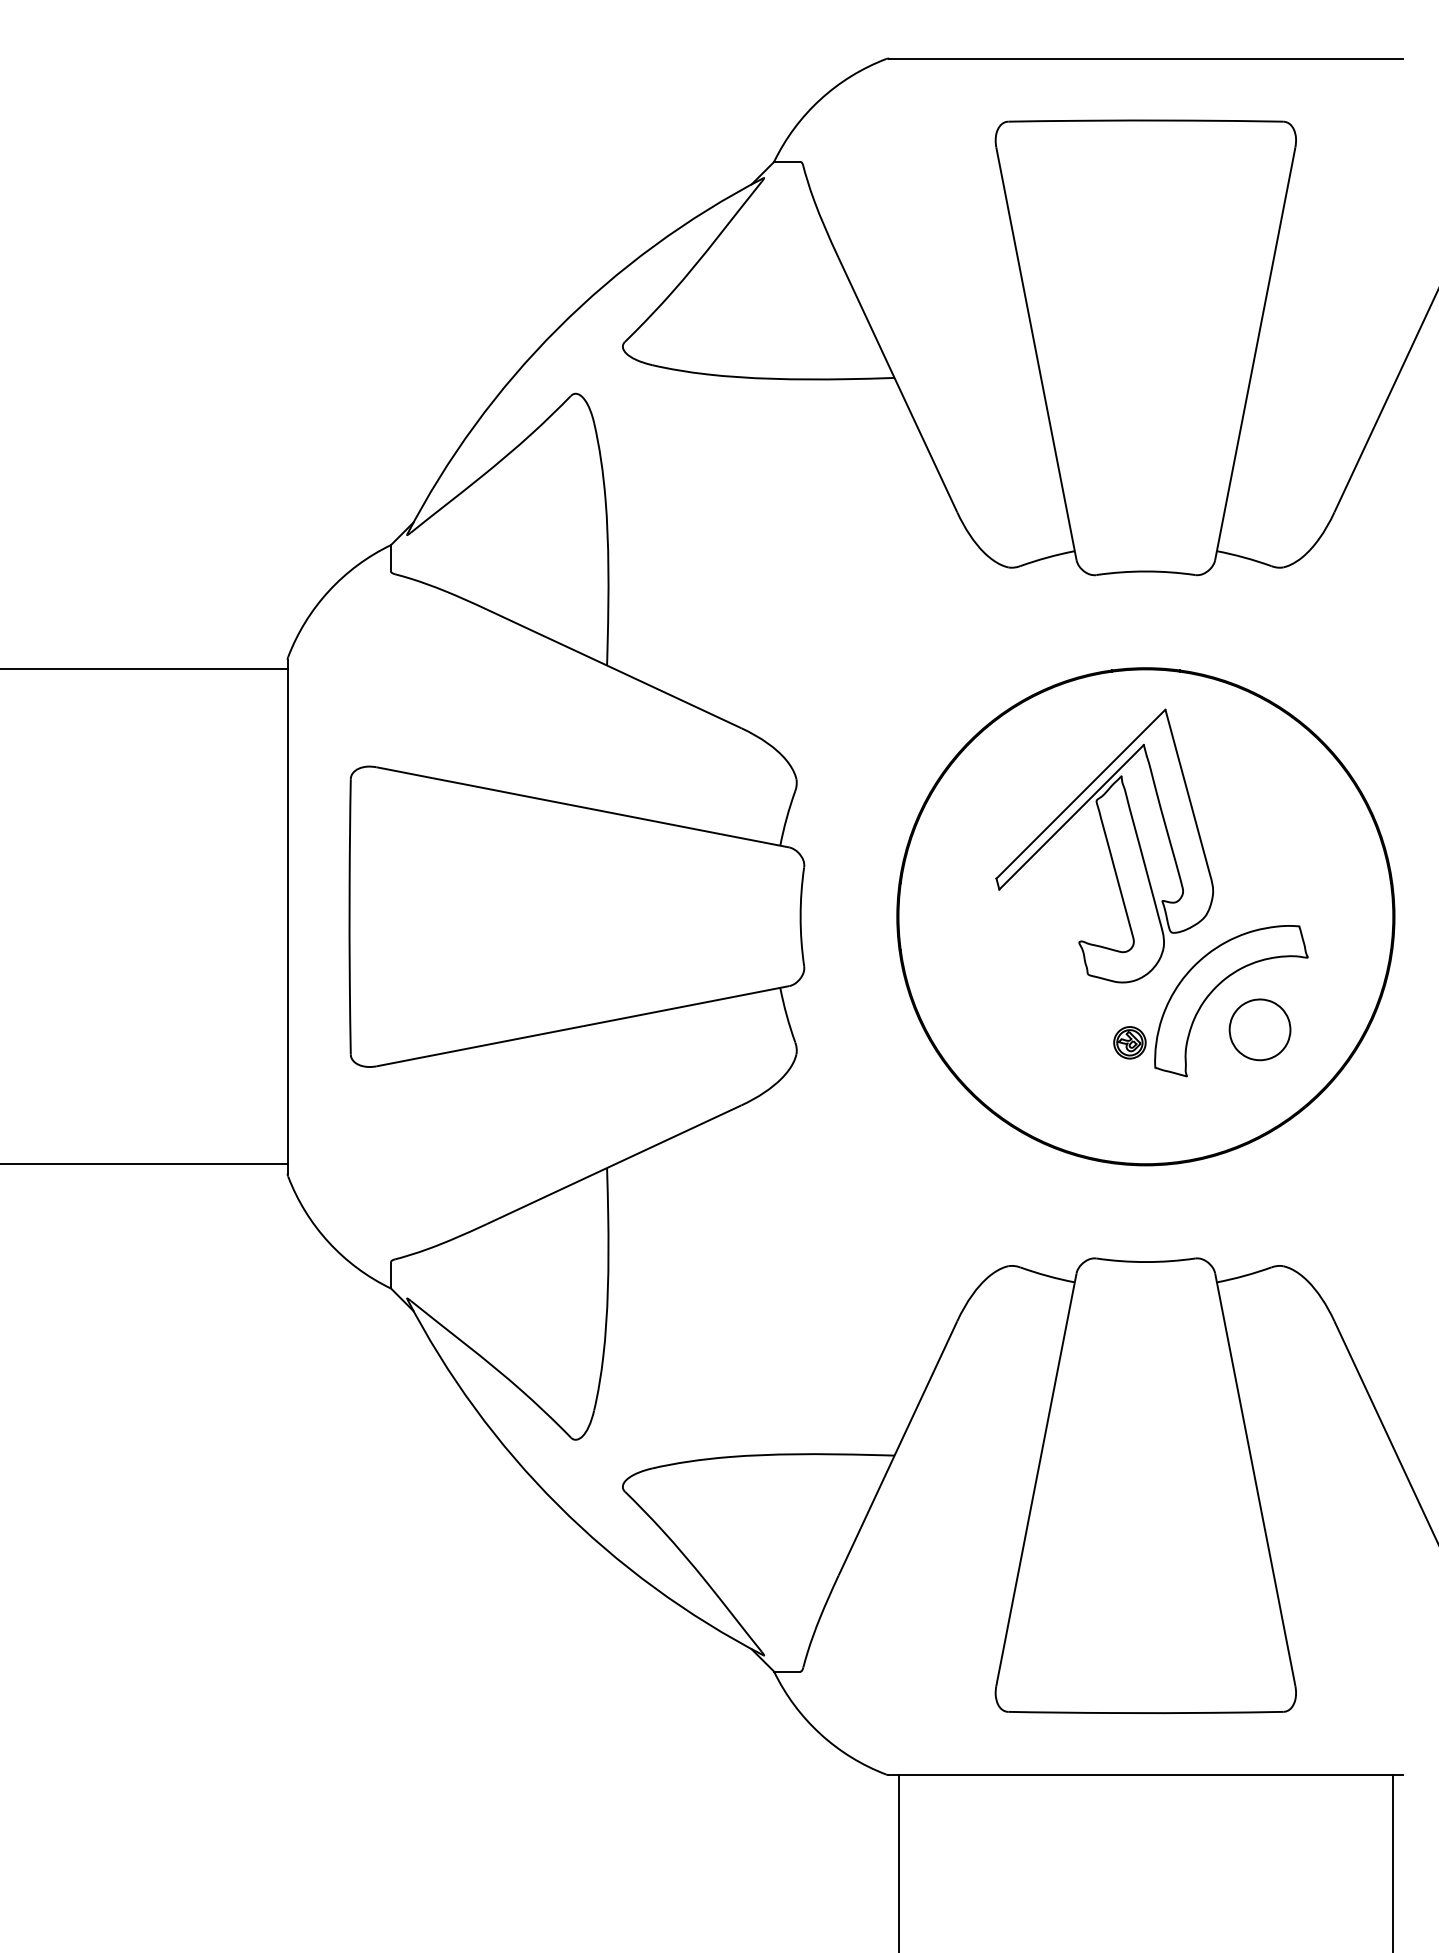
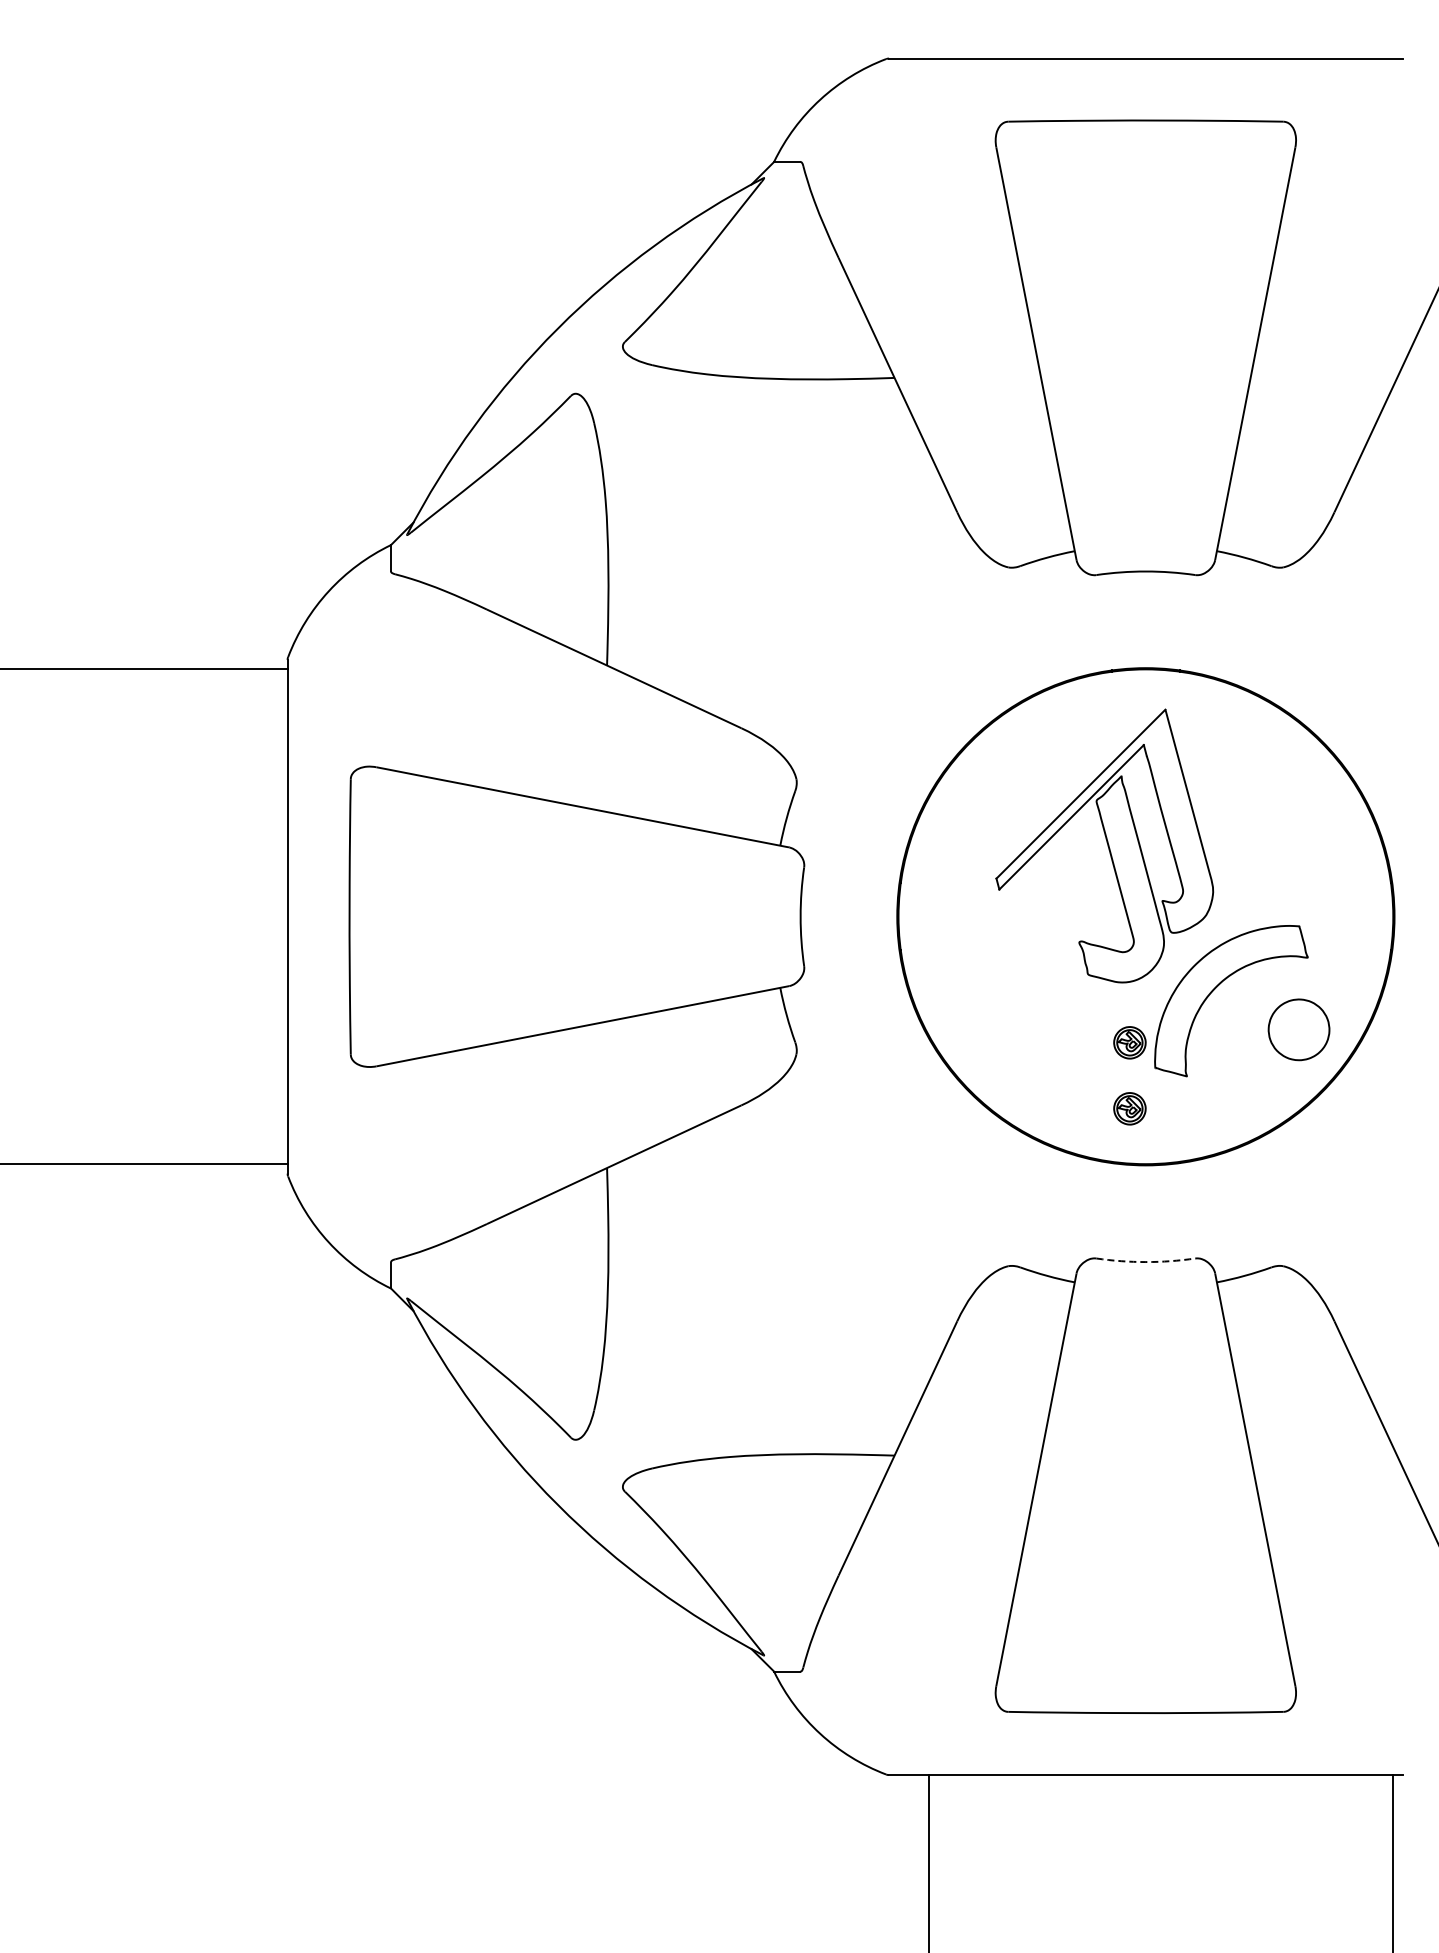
part position: (1259, 1029) -> (1298, 1029) (1298, 1029)
part: none -> present (1129, 1108)
arc: solid -> dashed (1145, 1262)
line position: (898, 1862) -> (928, 1862) (928, 1862)
